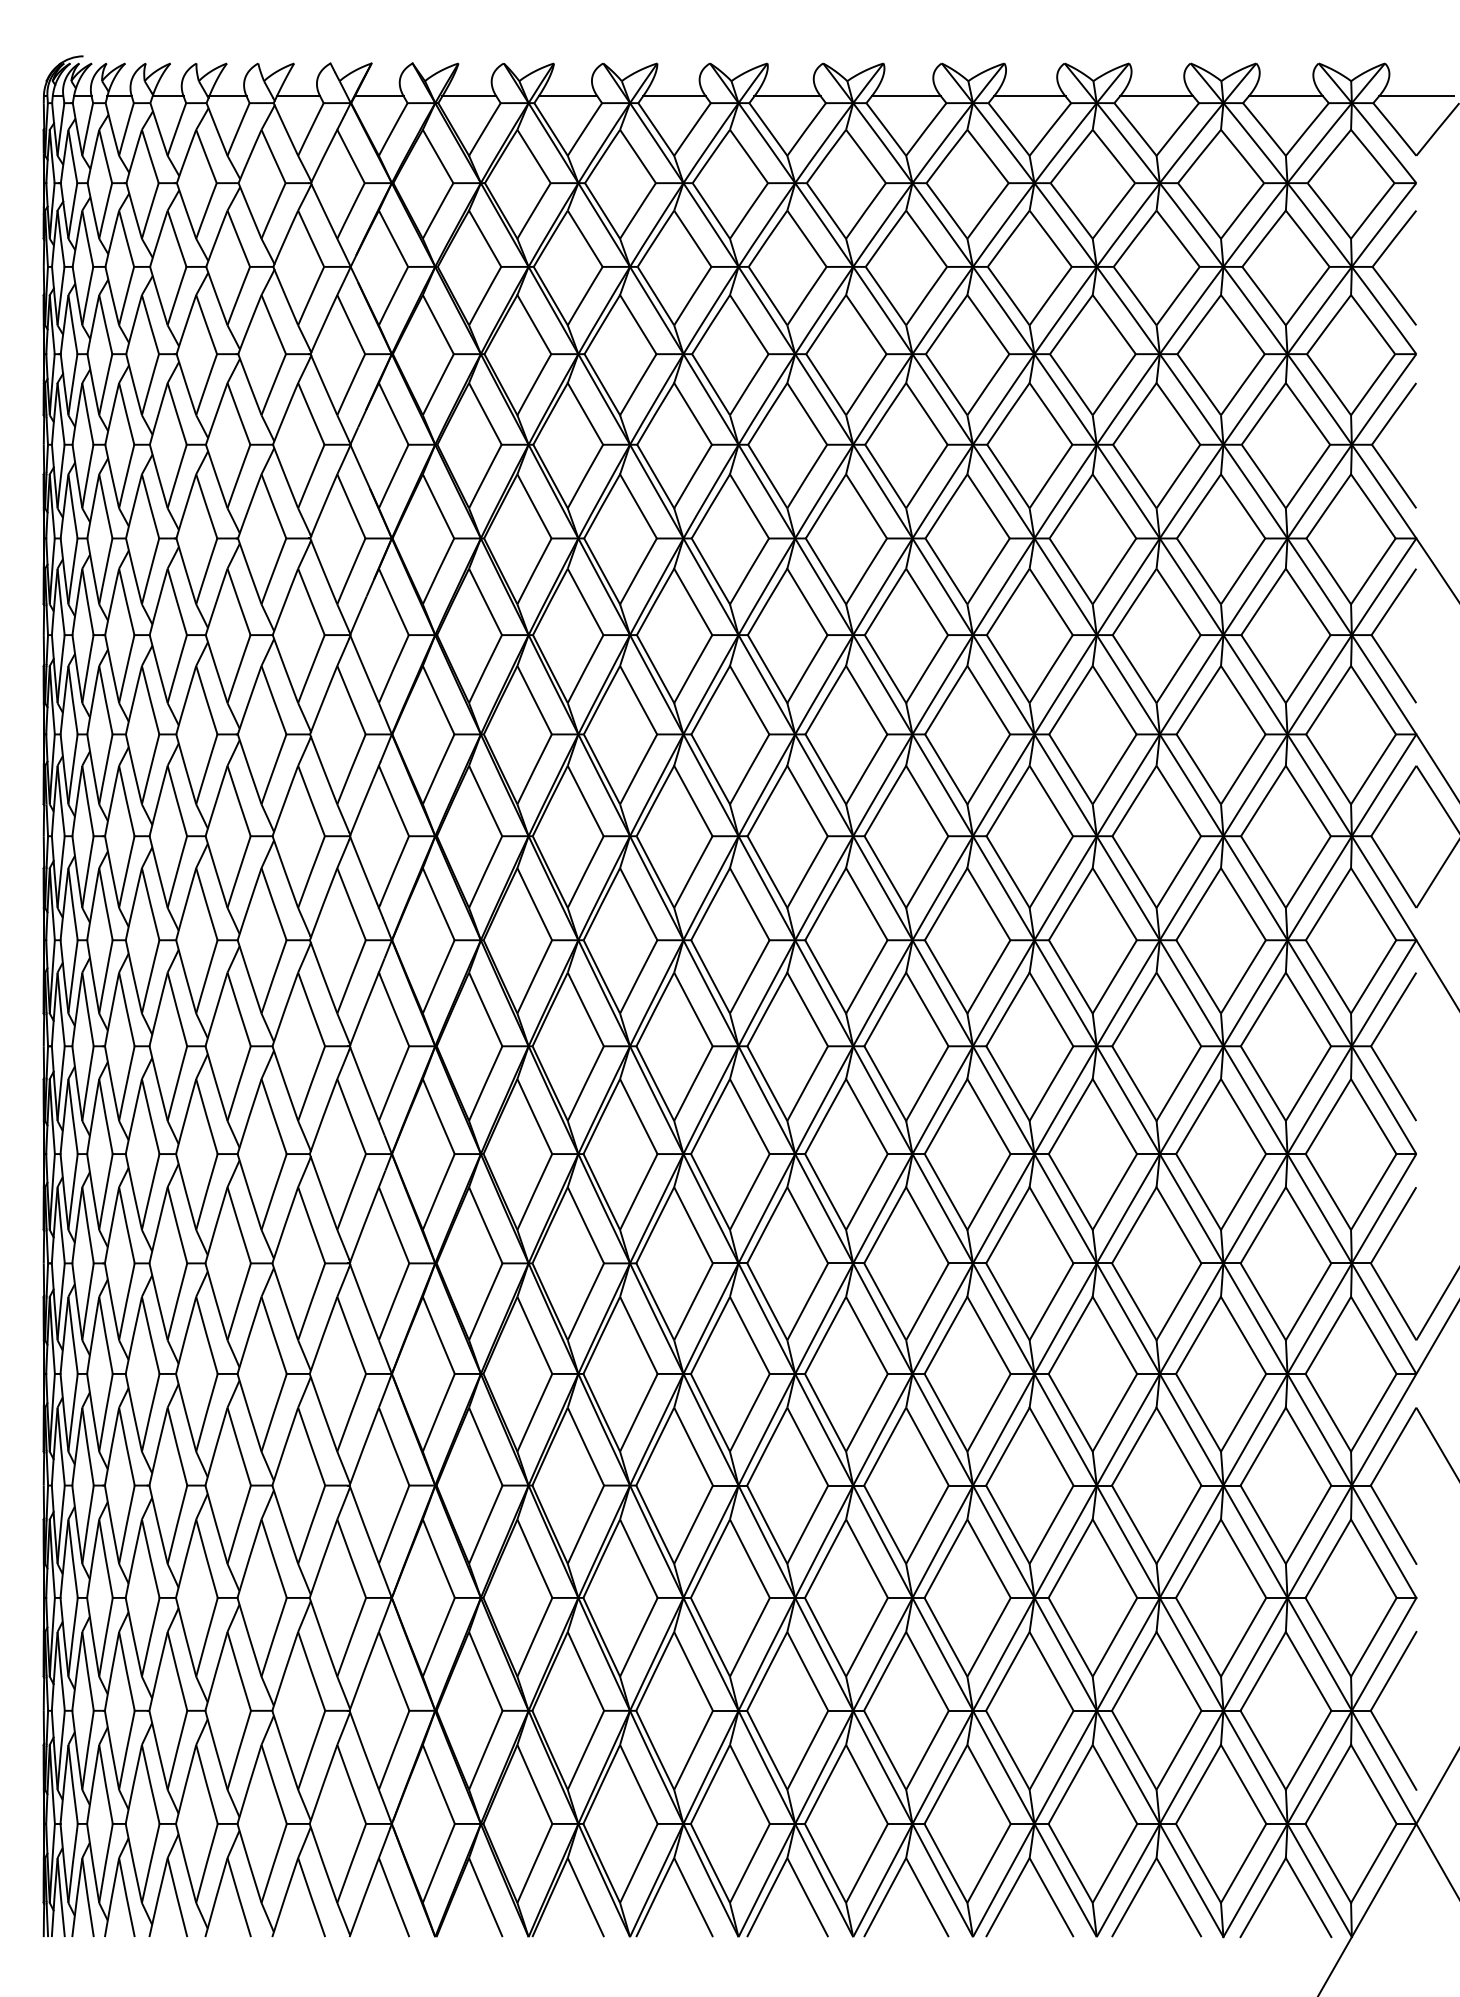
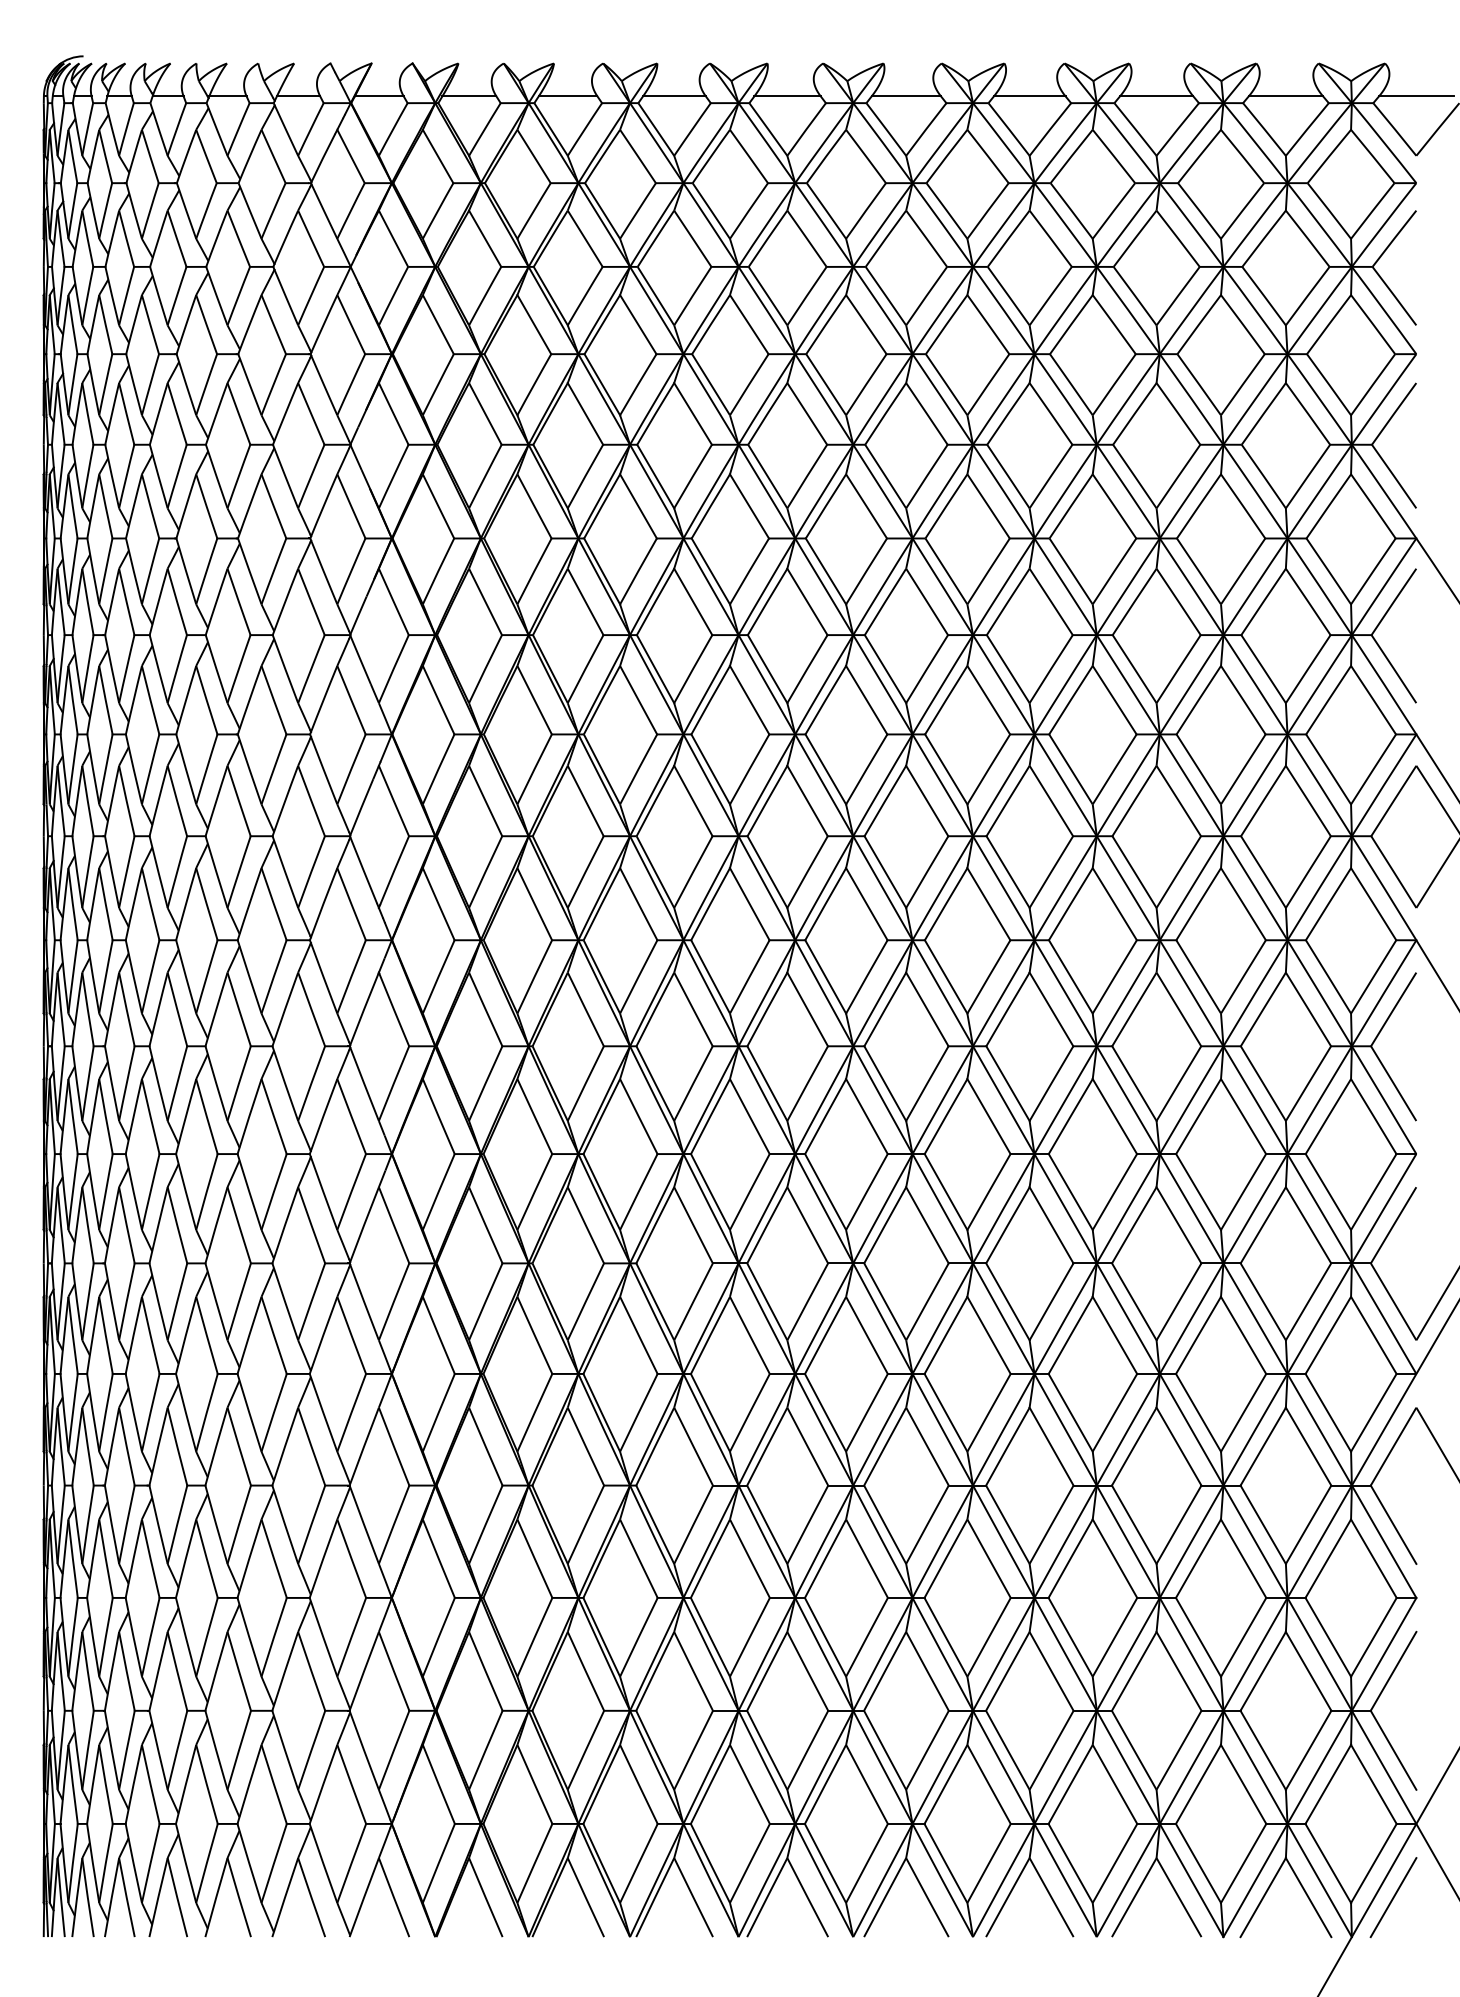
line: none -> present (1393, 1897)
